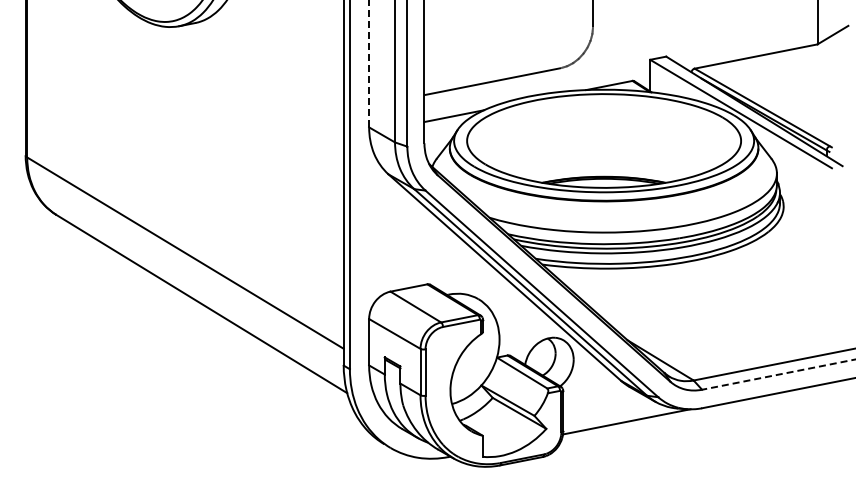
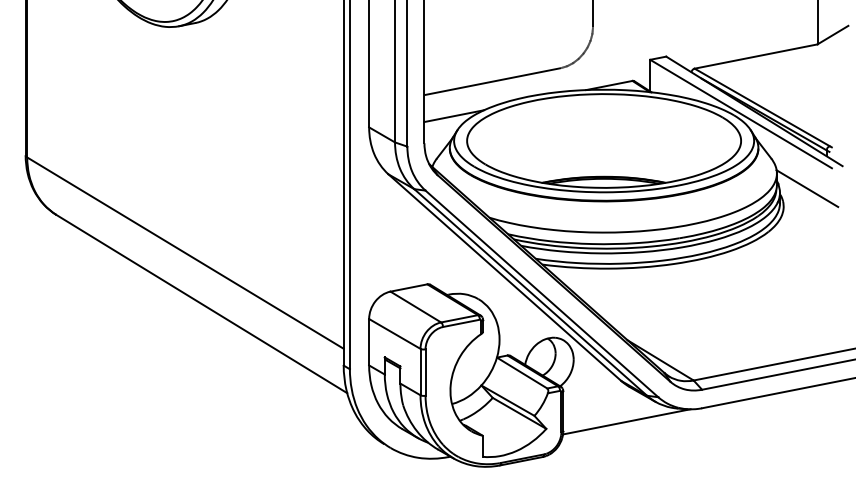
line: dashed -> solid (369, 63)
line: none -> present (807, 188)
line: dashed -> solid (778, 374)
